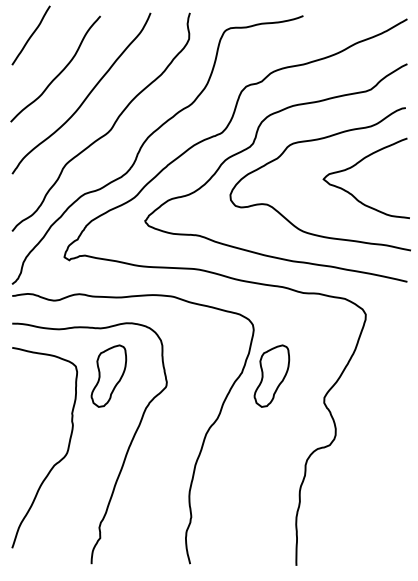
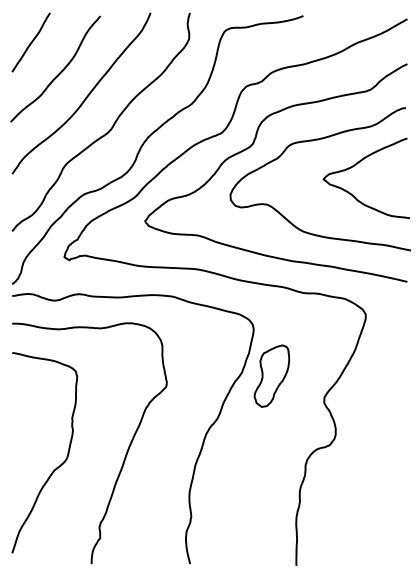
curve position: (30, 35) -> (30, 42) (30, 42)
part: present -> none (108, 375)
curve position: (57, 461) -> (57, 466) (57, 466)
